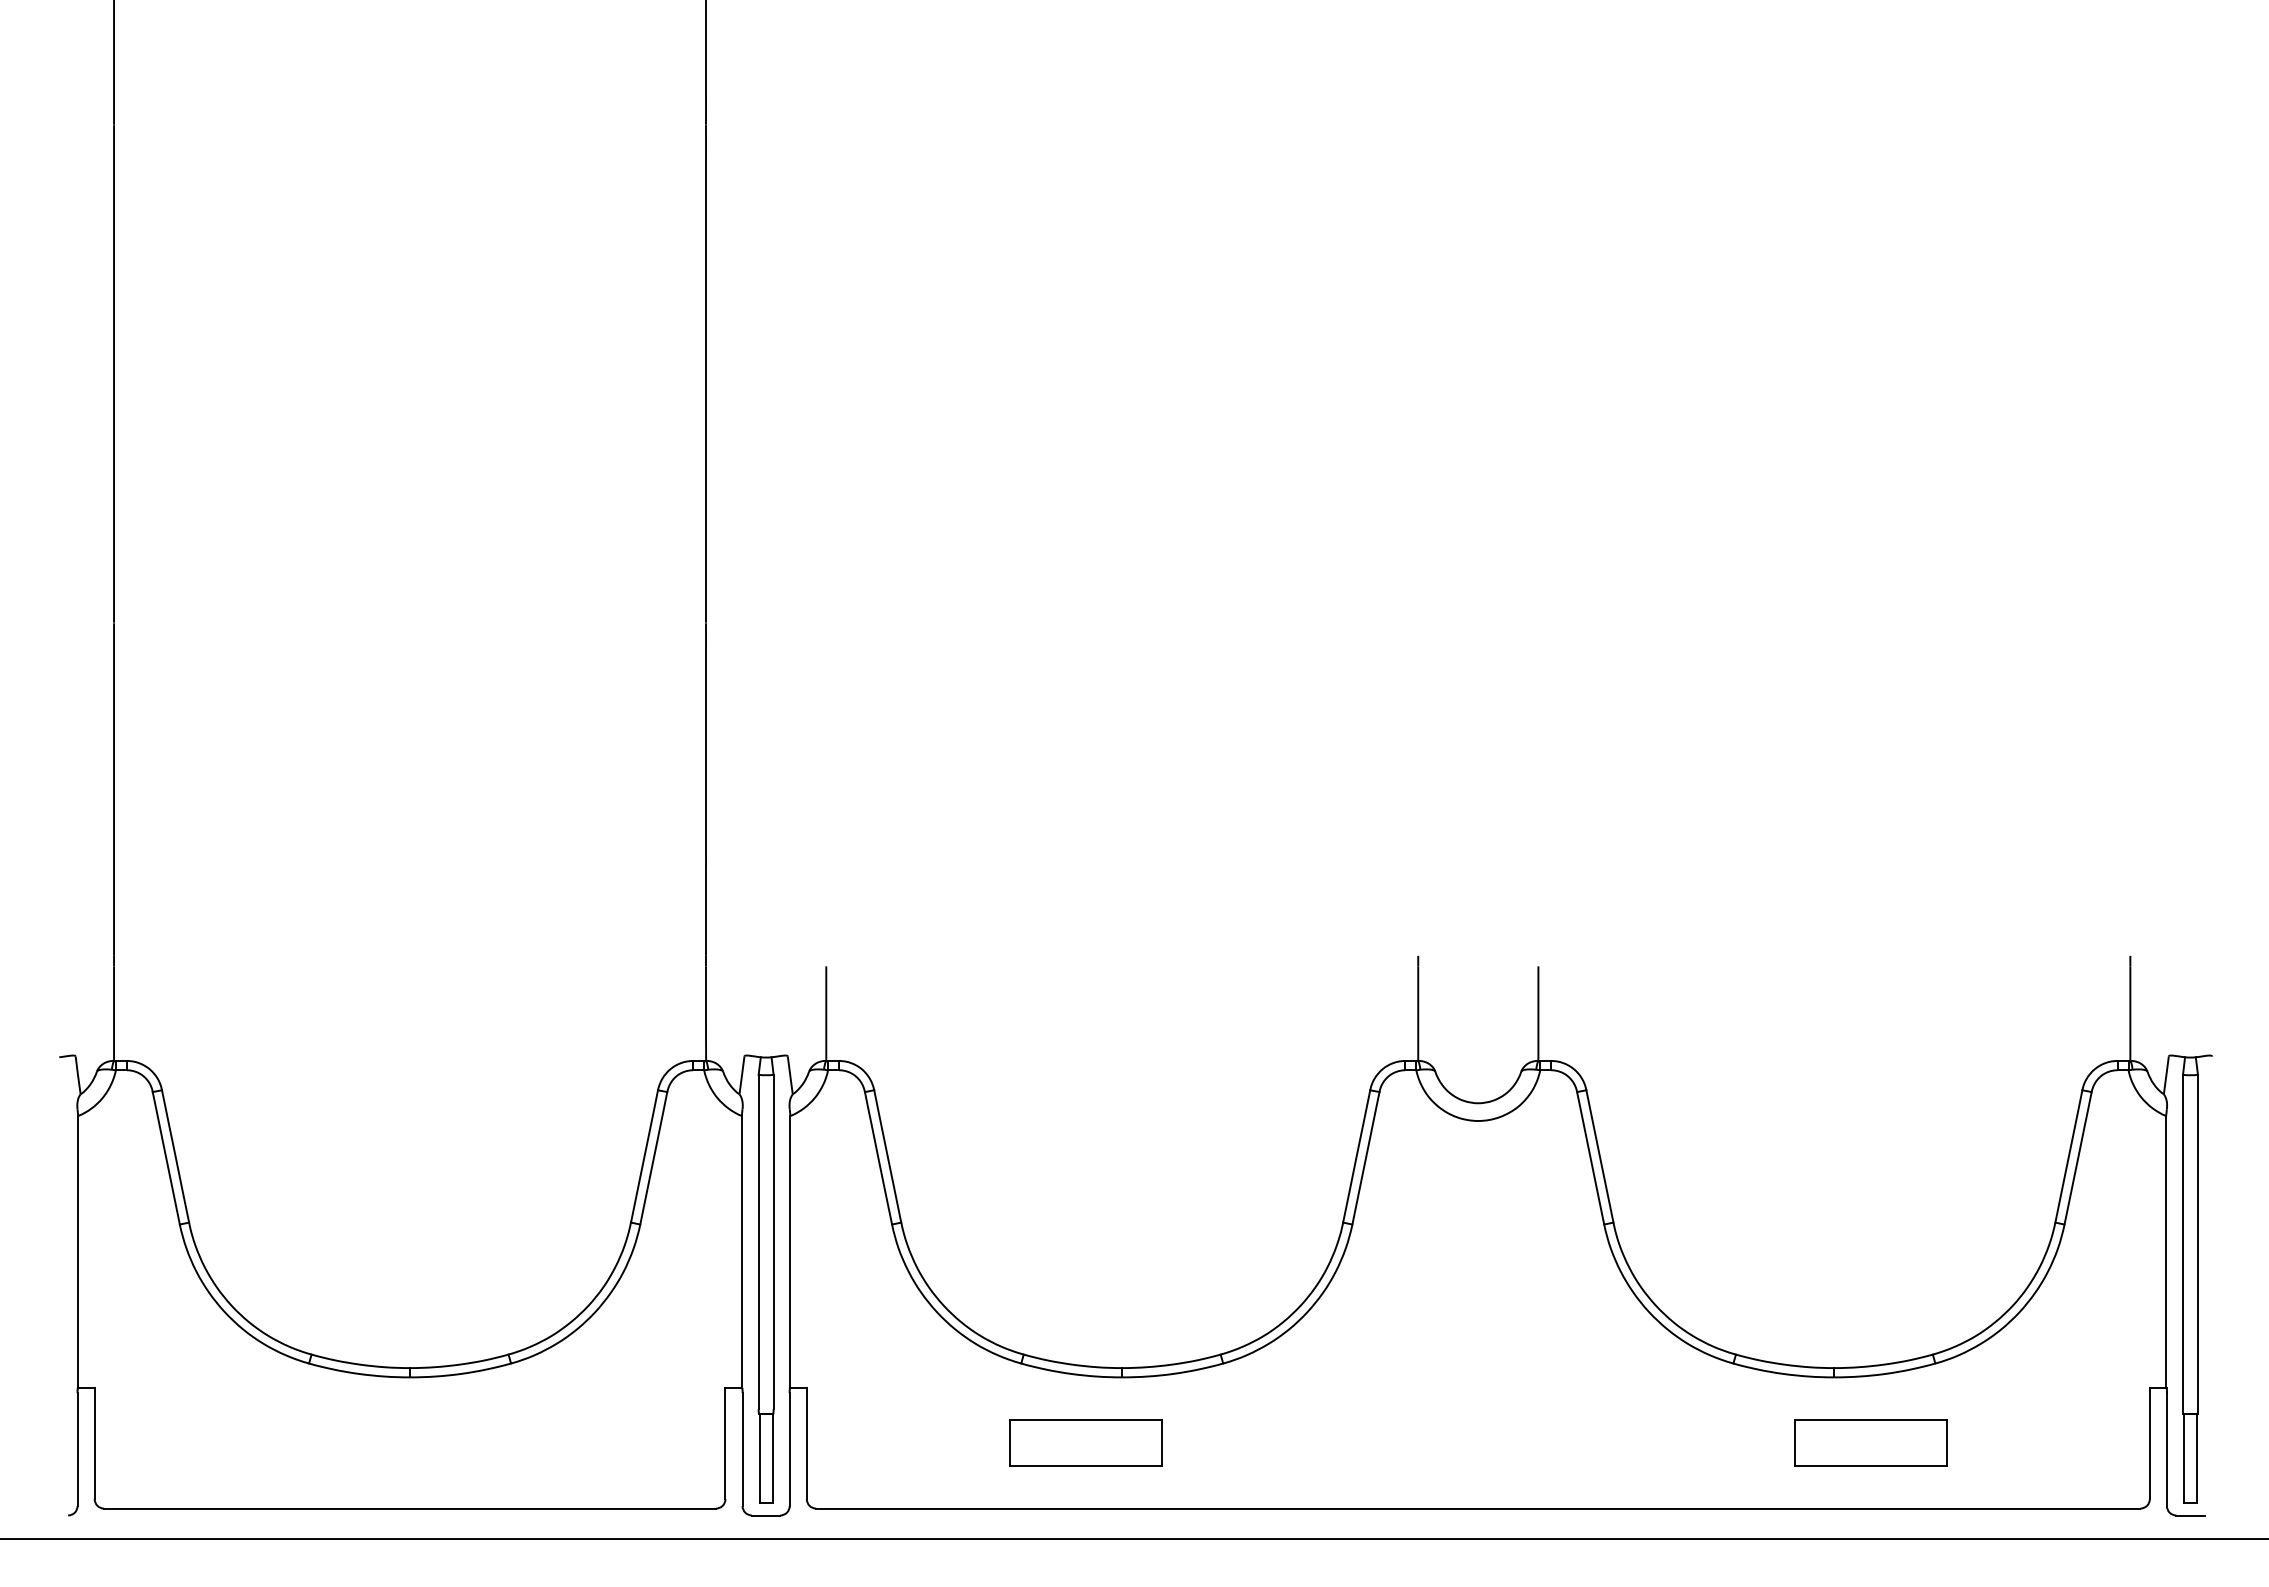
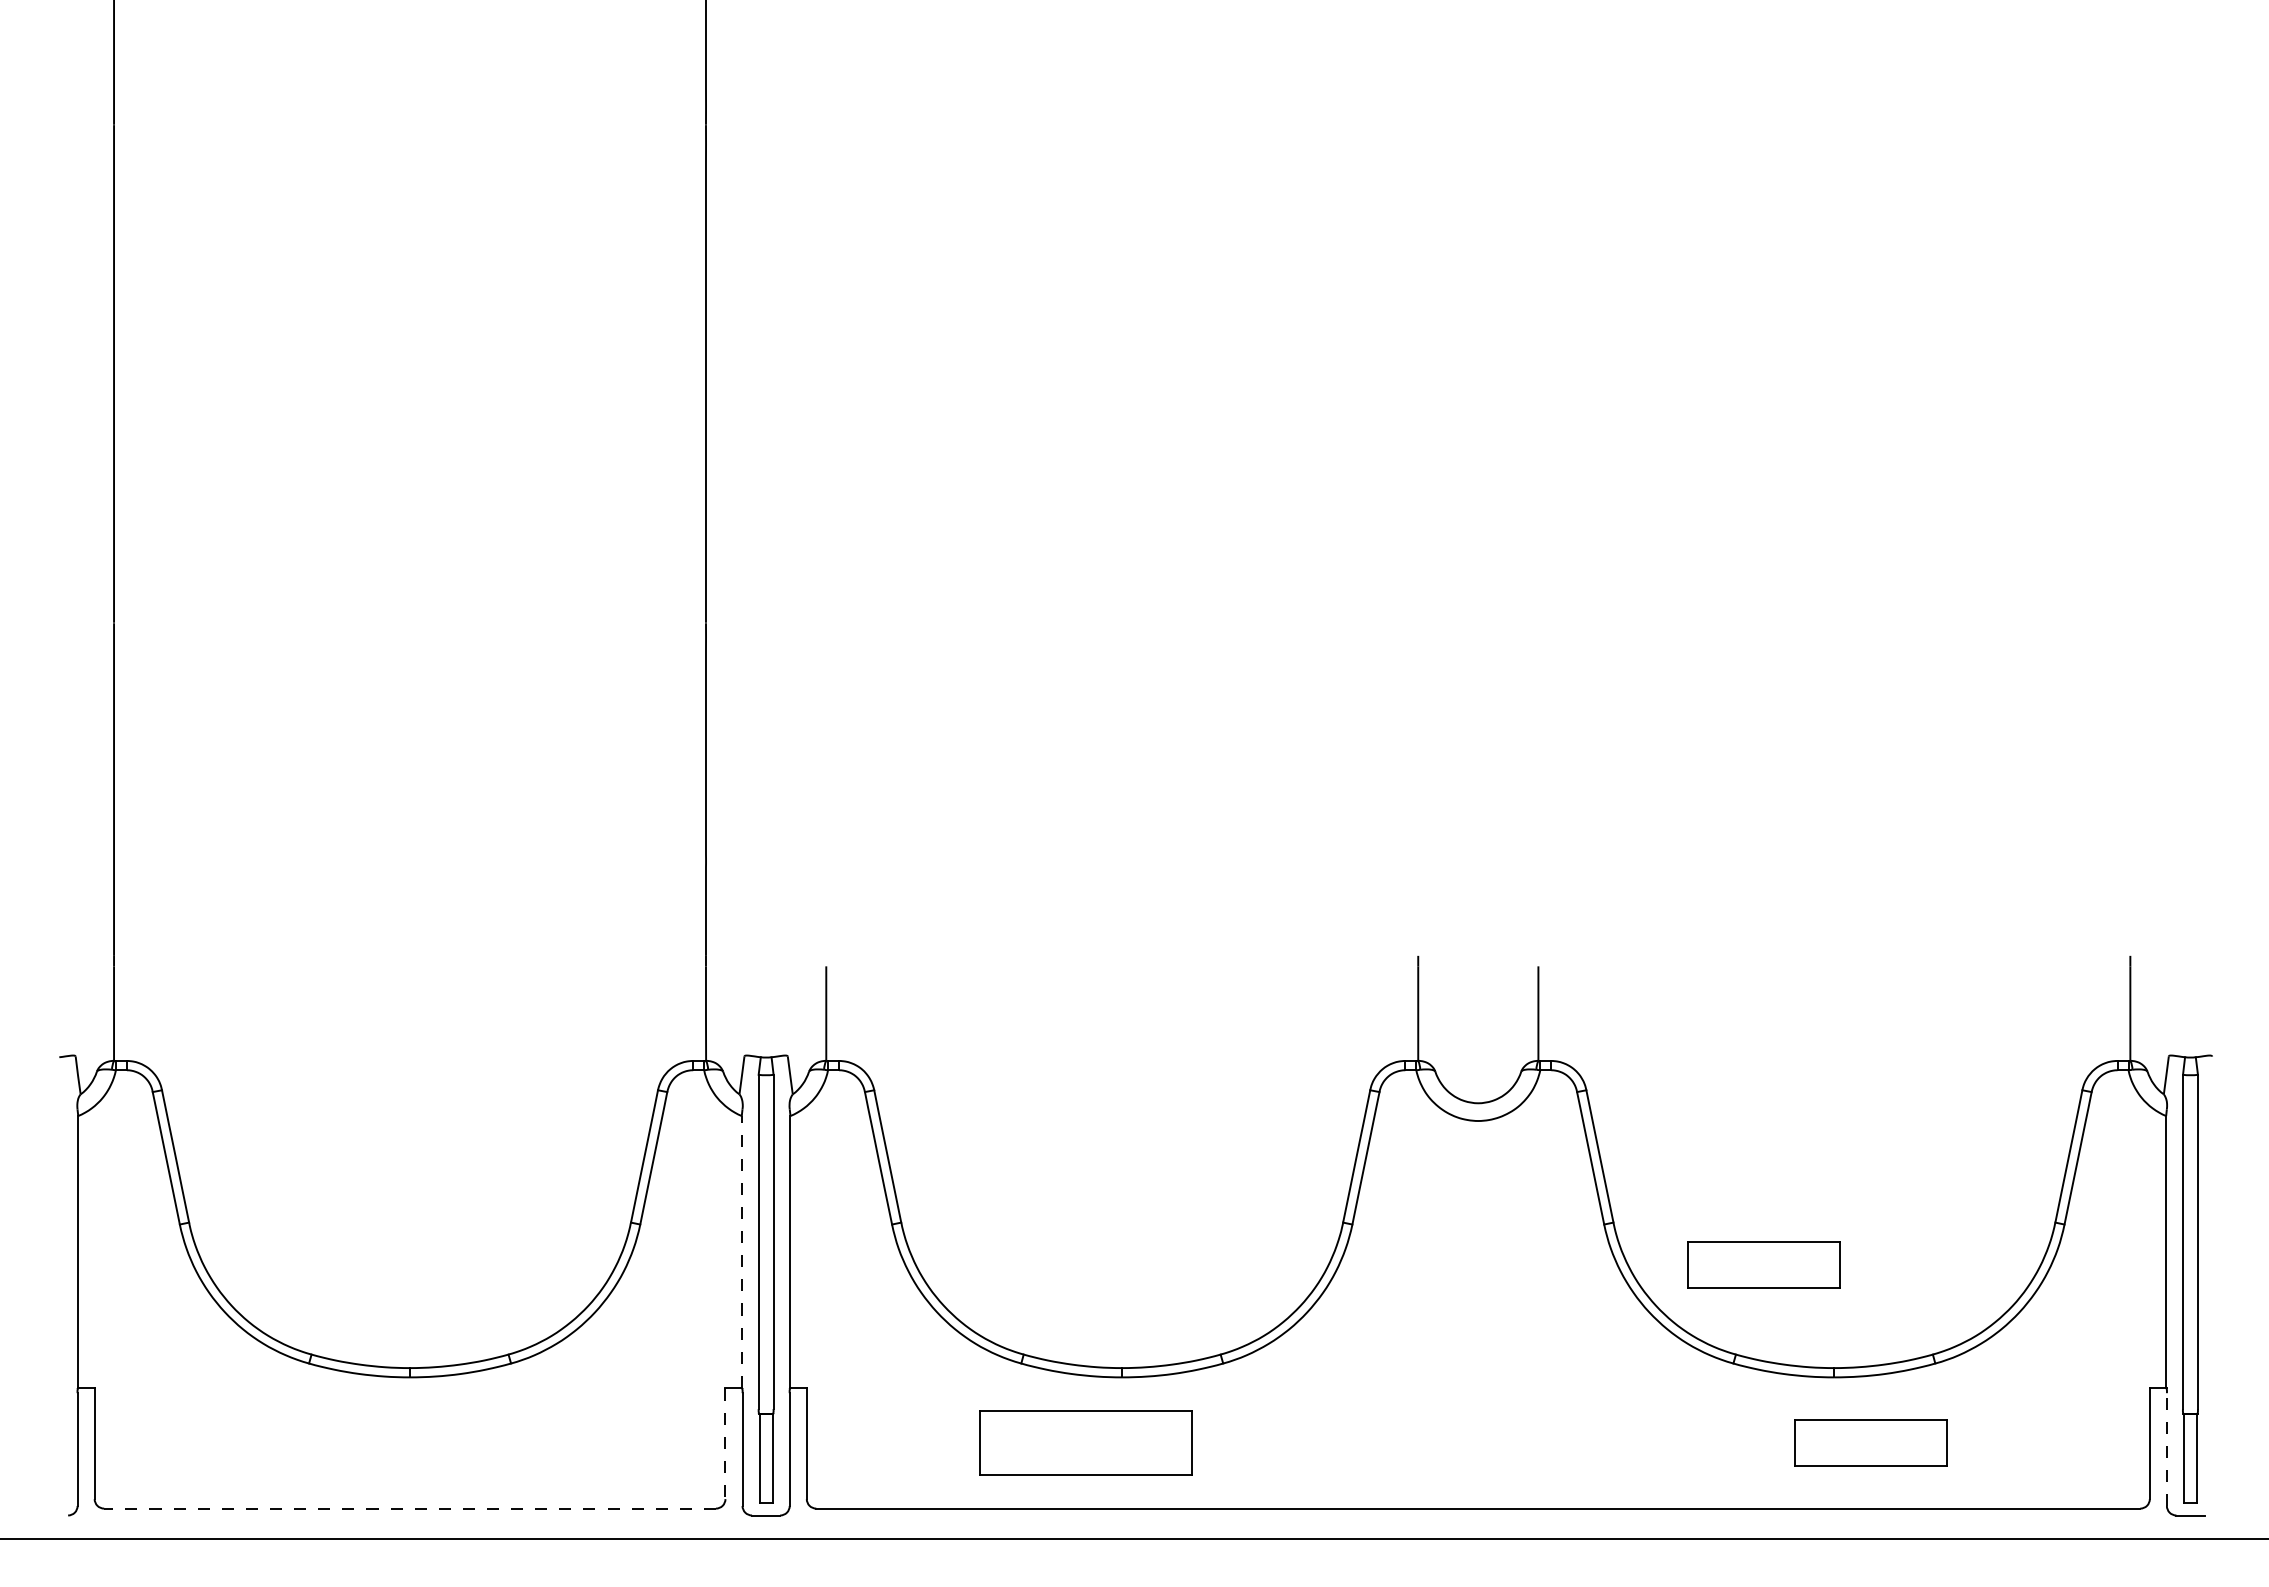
line: solid -> dashed (741, 1251)
part: none -> present (1763, 1264)
part size: 154x48 px -> 214x66 px (1085, 1442)
line: solid -> dashed (725, 1444)
line: solid -> dashed (2166, 1449)
line: solid -> dashed (410, 1508)
